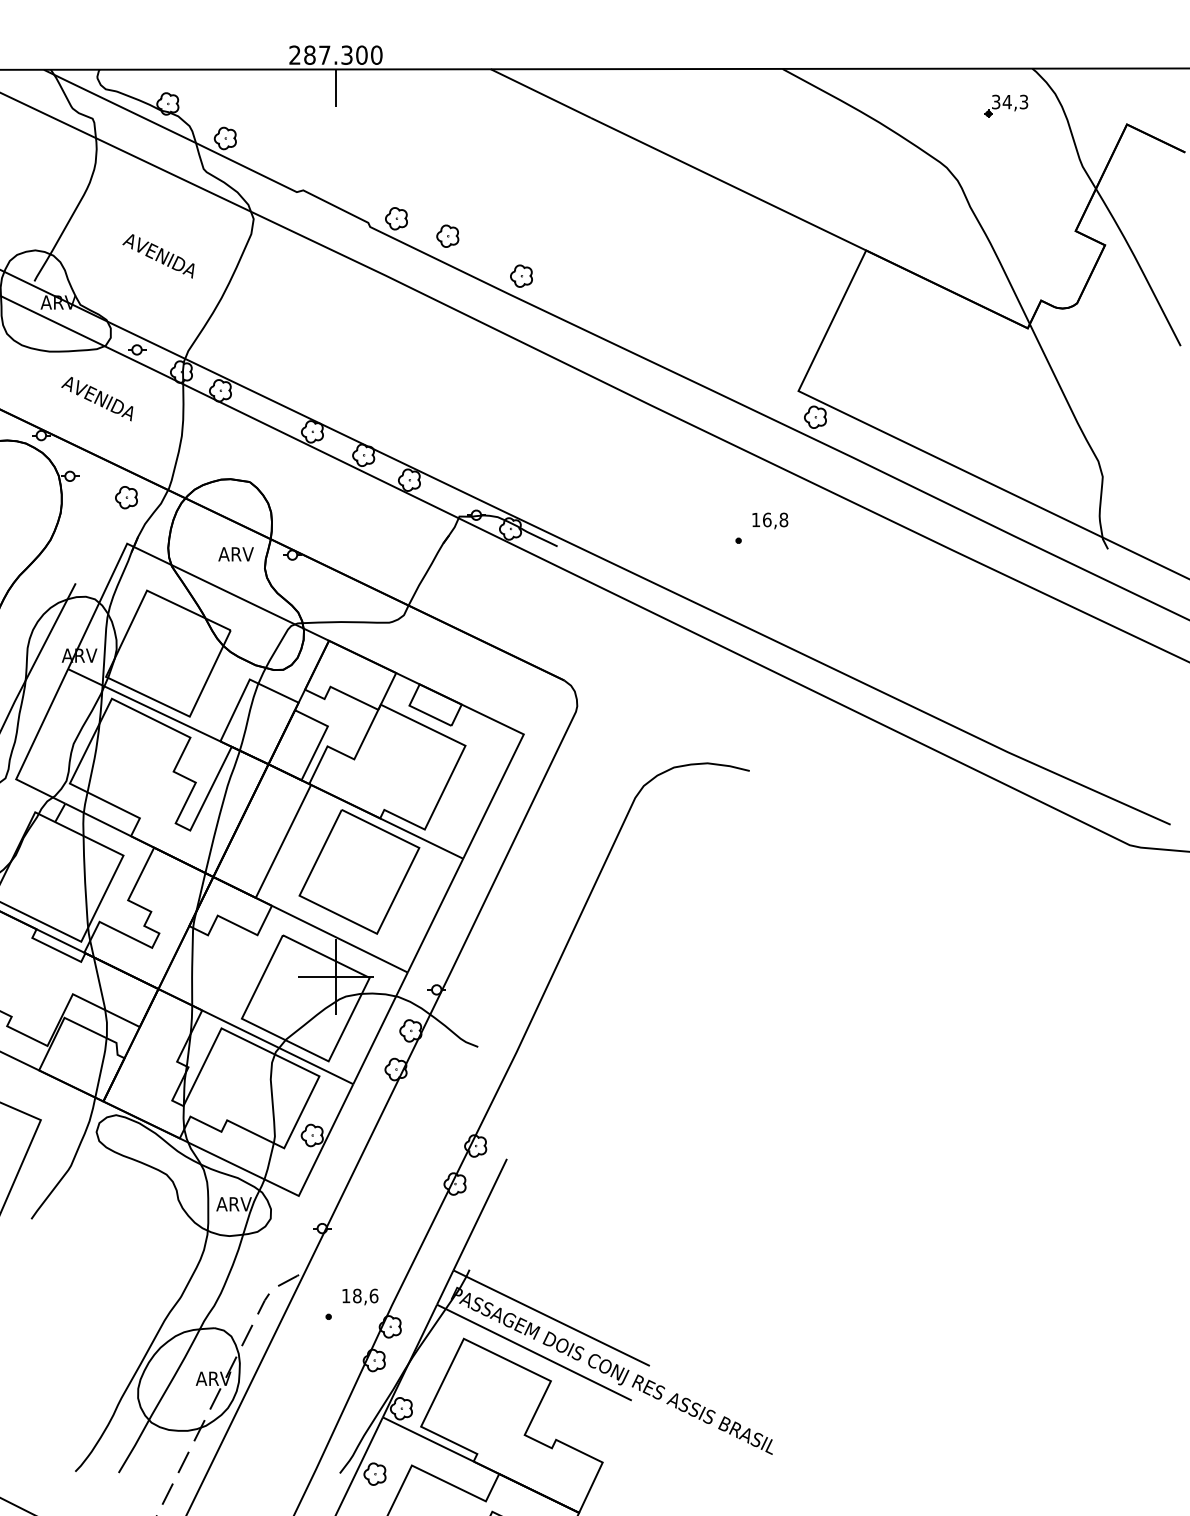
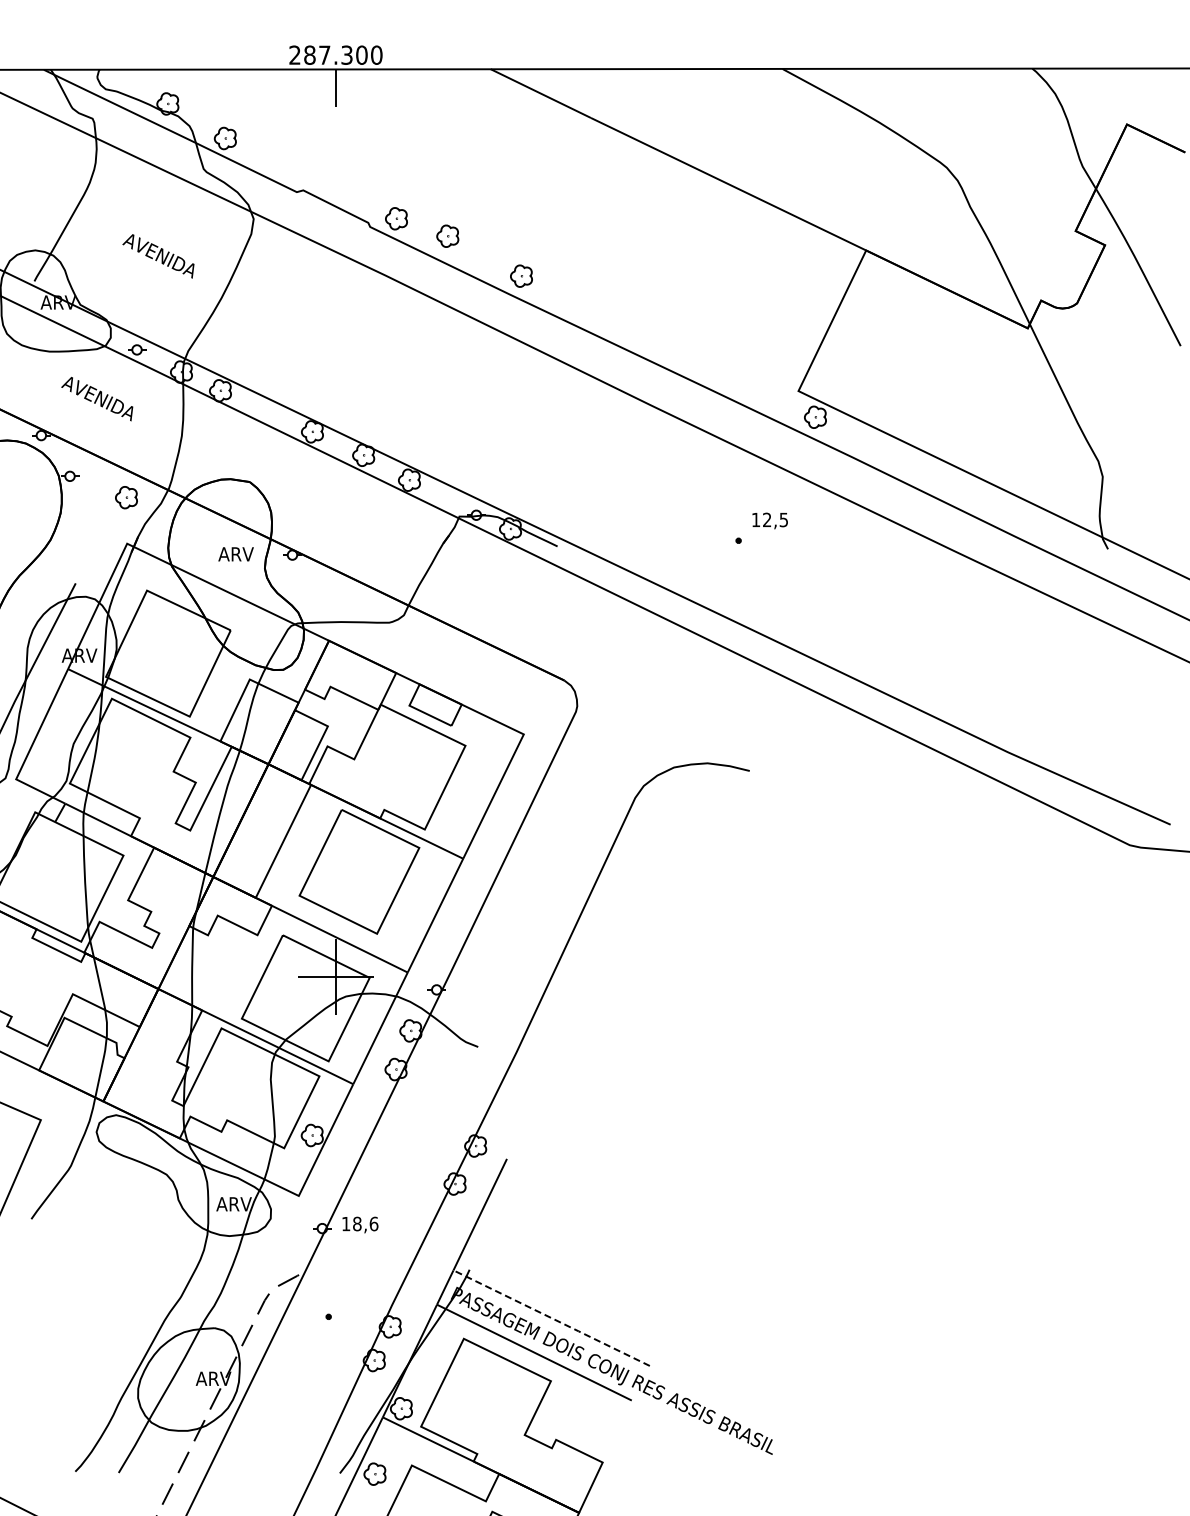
part: present -> none (1006, 105)
text: 16,8 -> 12,5 (775, 519)
text position: (360, 1296) -> (360, 1224) (360, 1224)
line: solid -> dashed (551, 1318)
